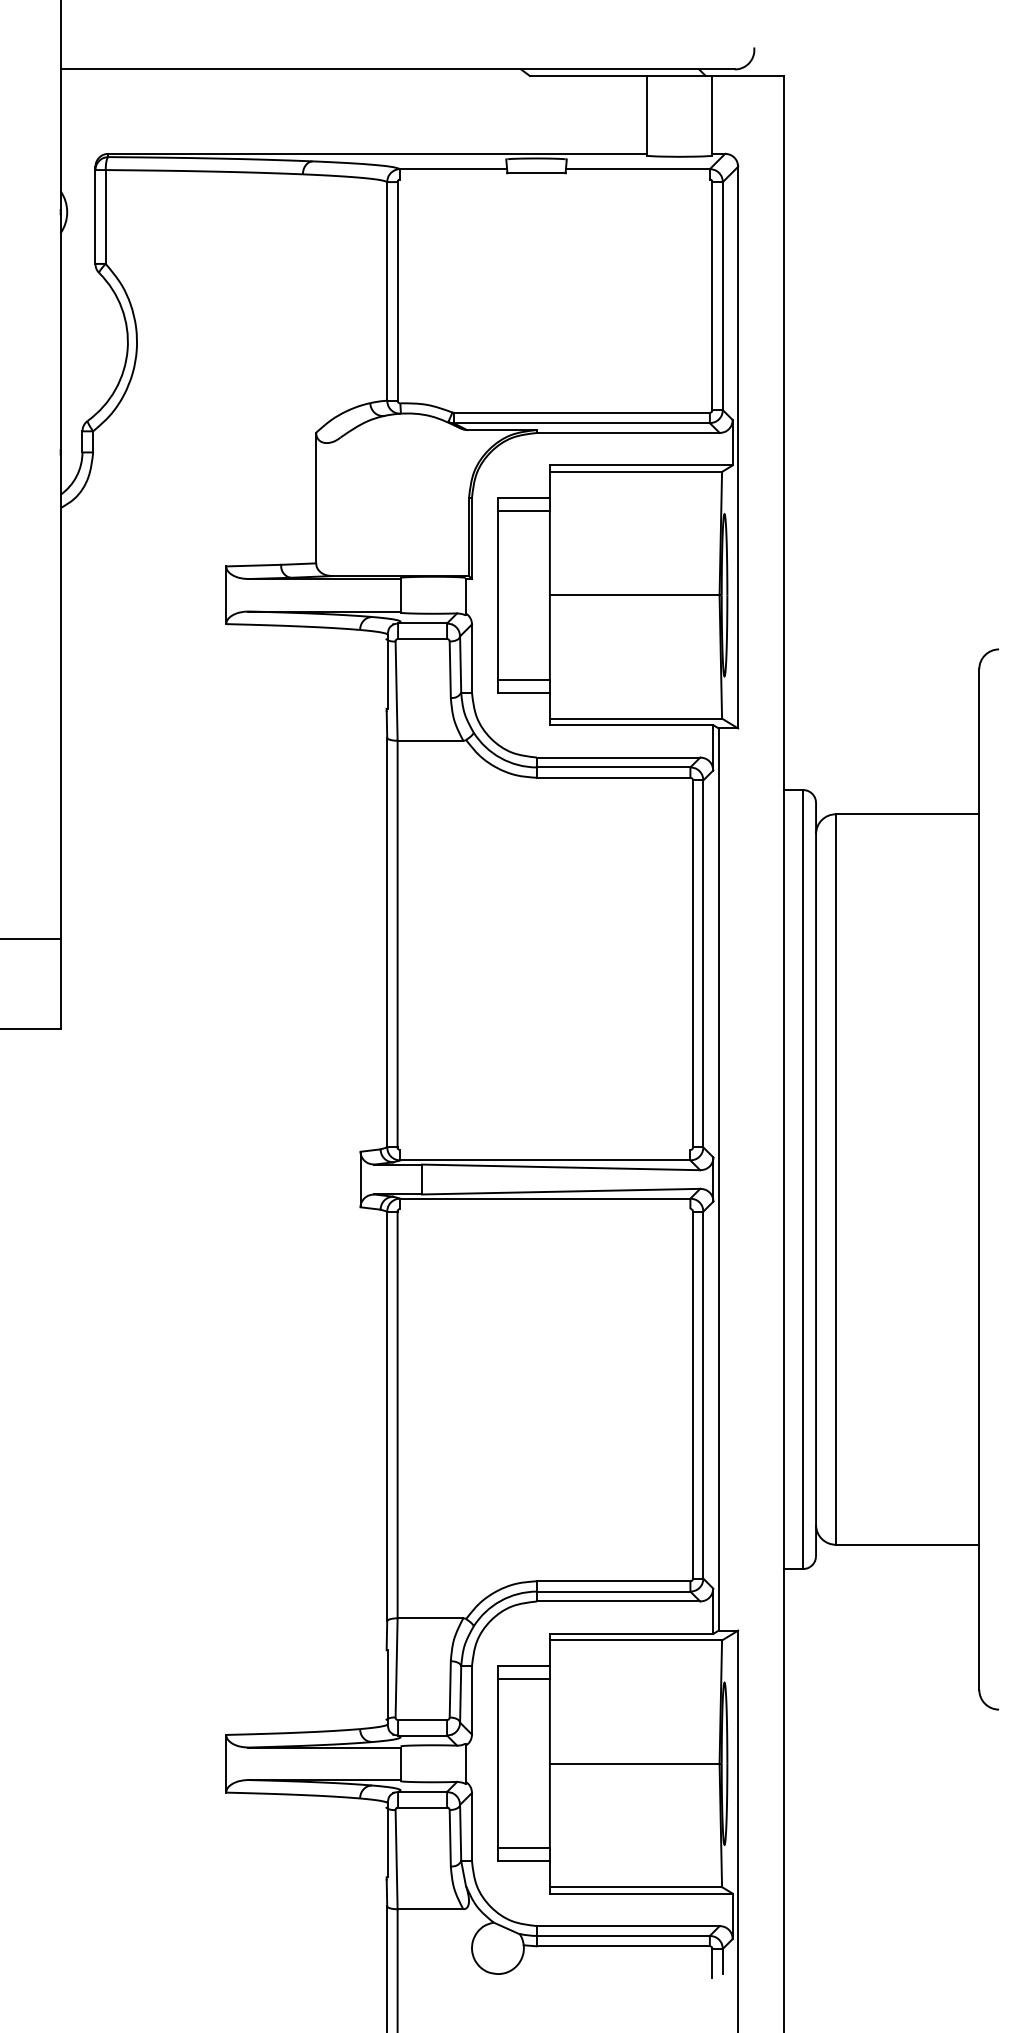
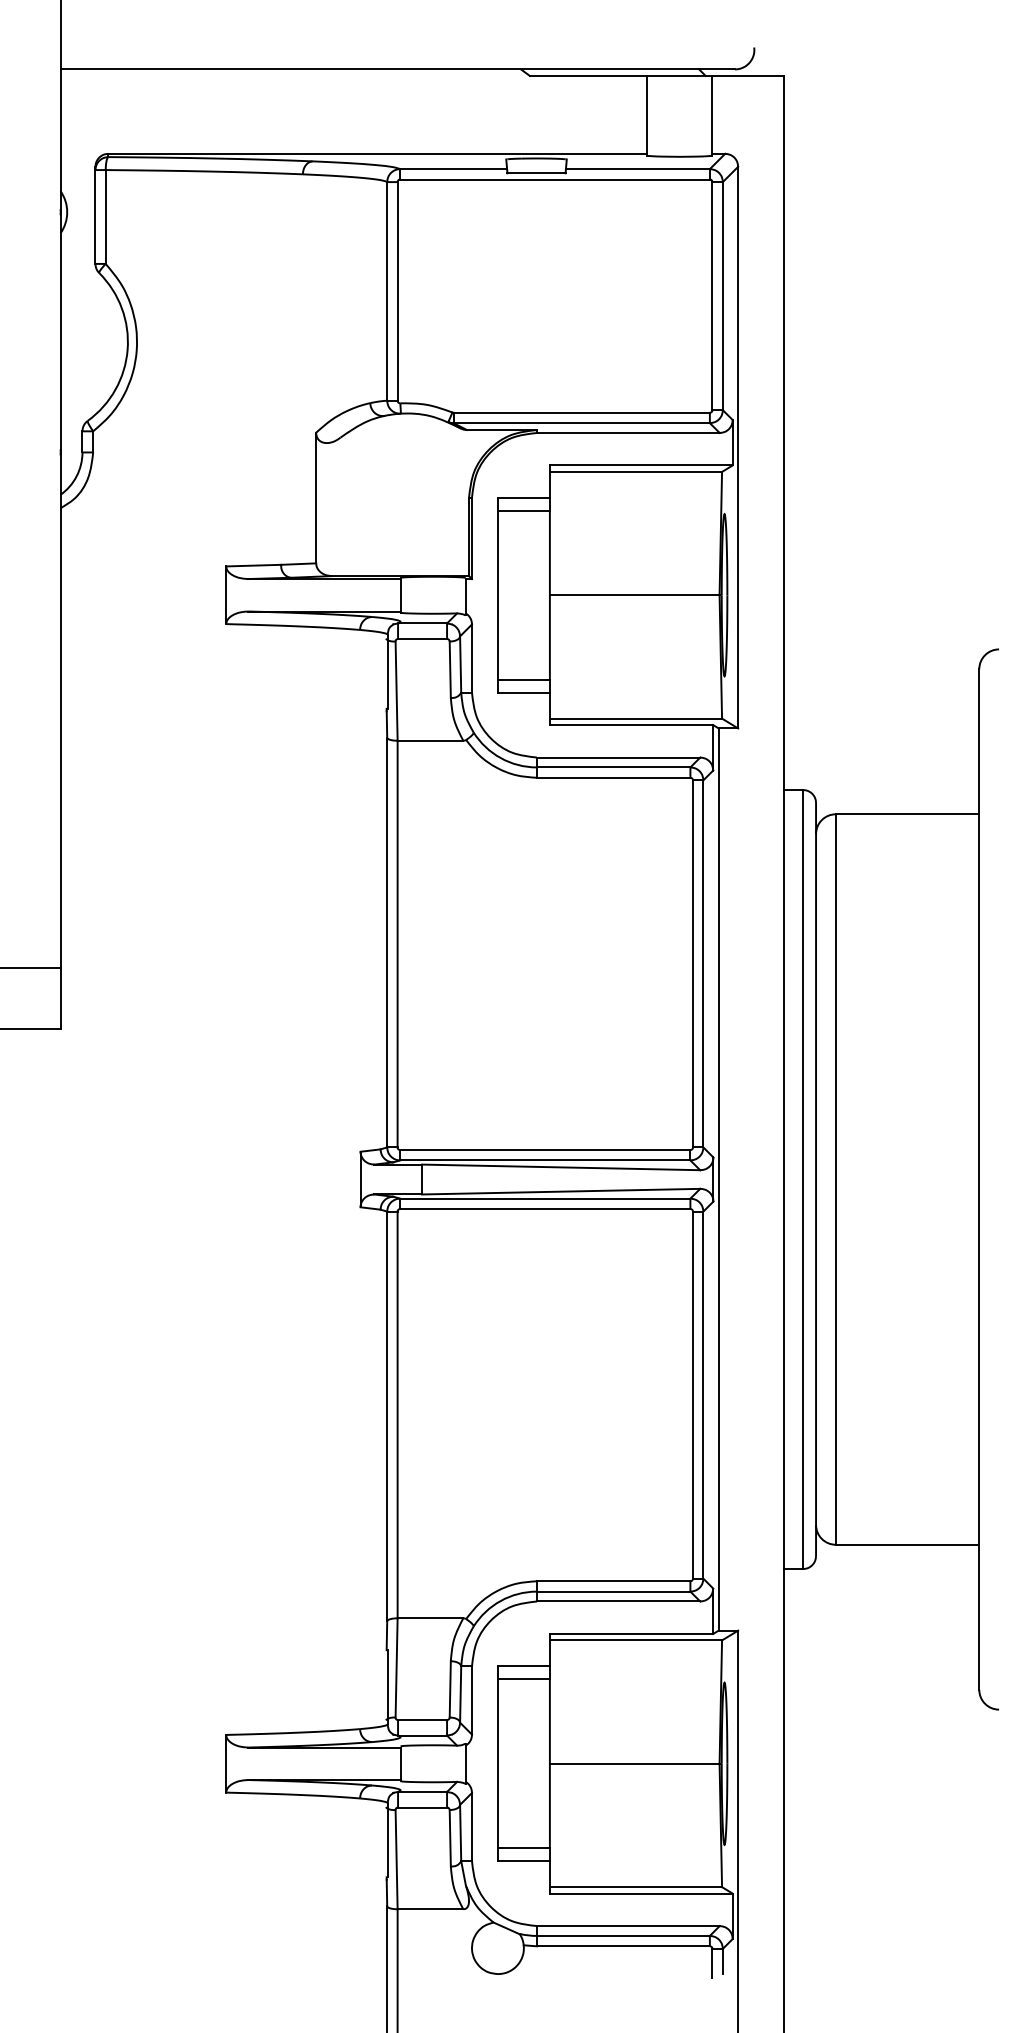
line: none -> present (554, 179)
line position: (31, 938) -> (31, 967) (31, 967)
line: none -> present (545, 1150)
line: none -> present (545, 1209)
